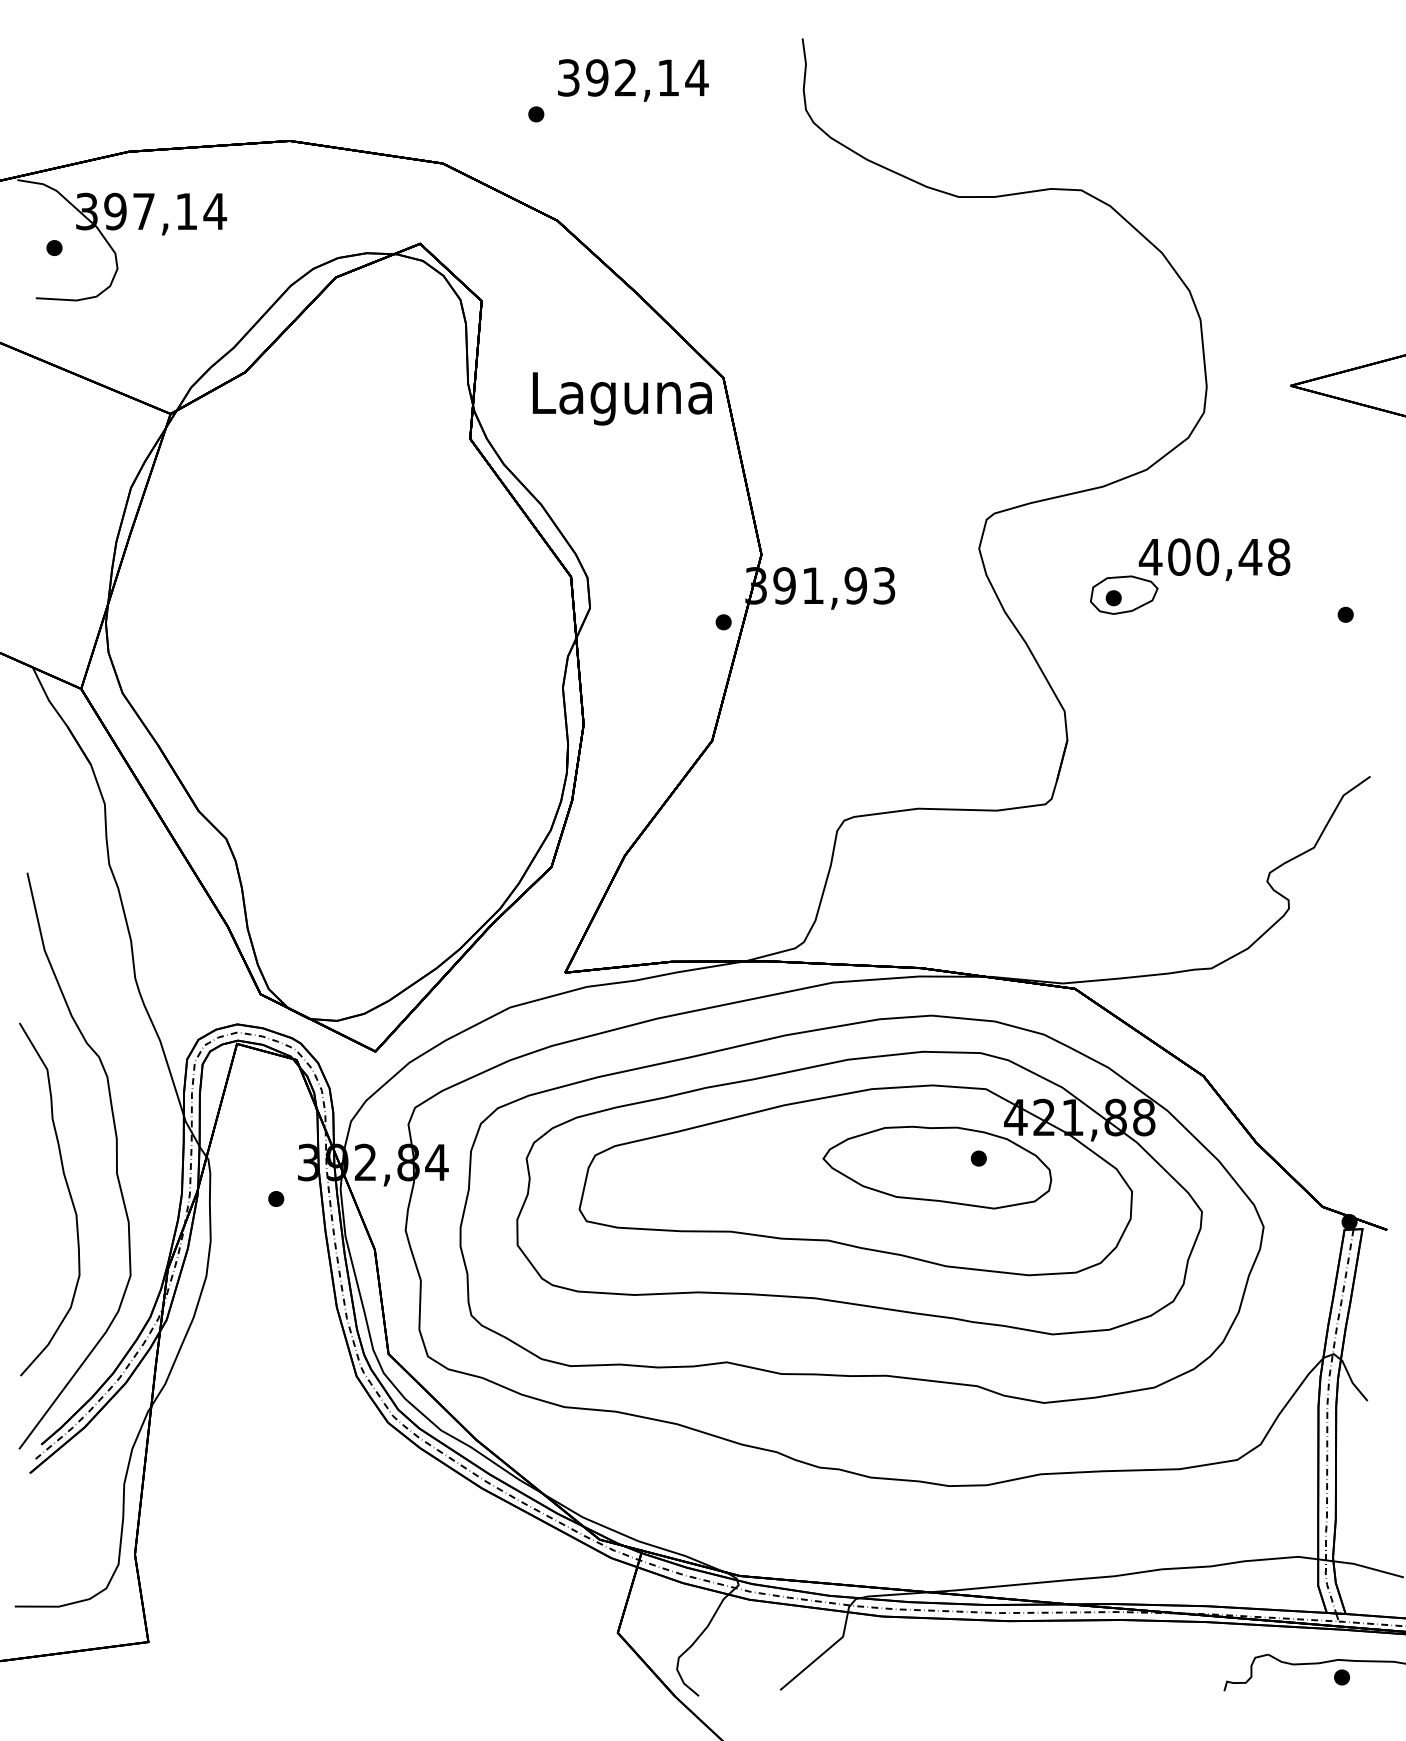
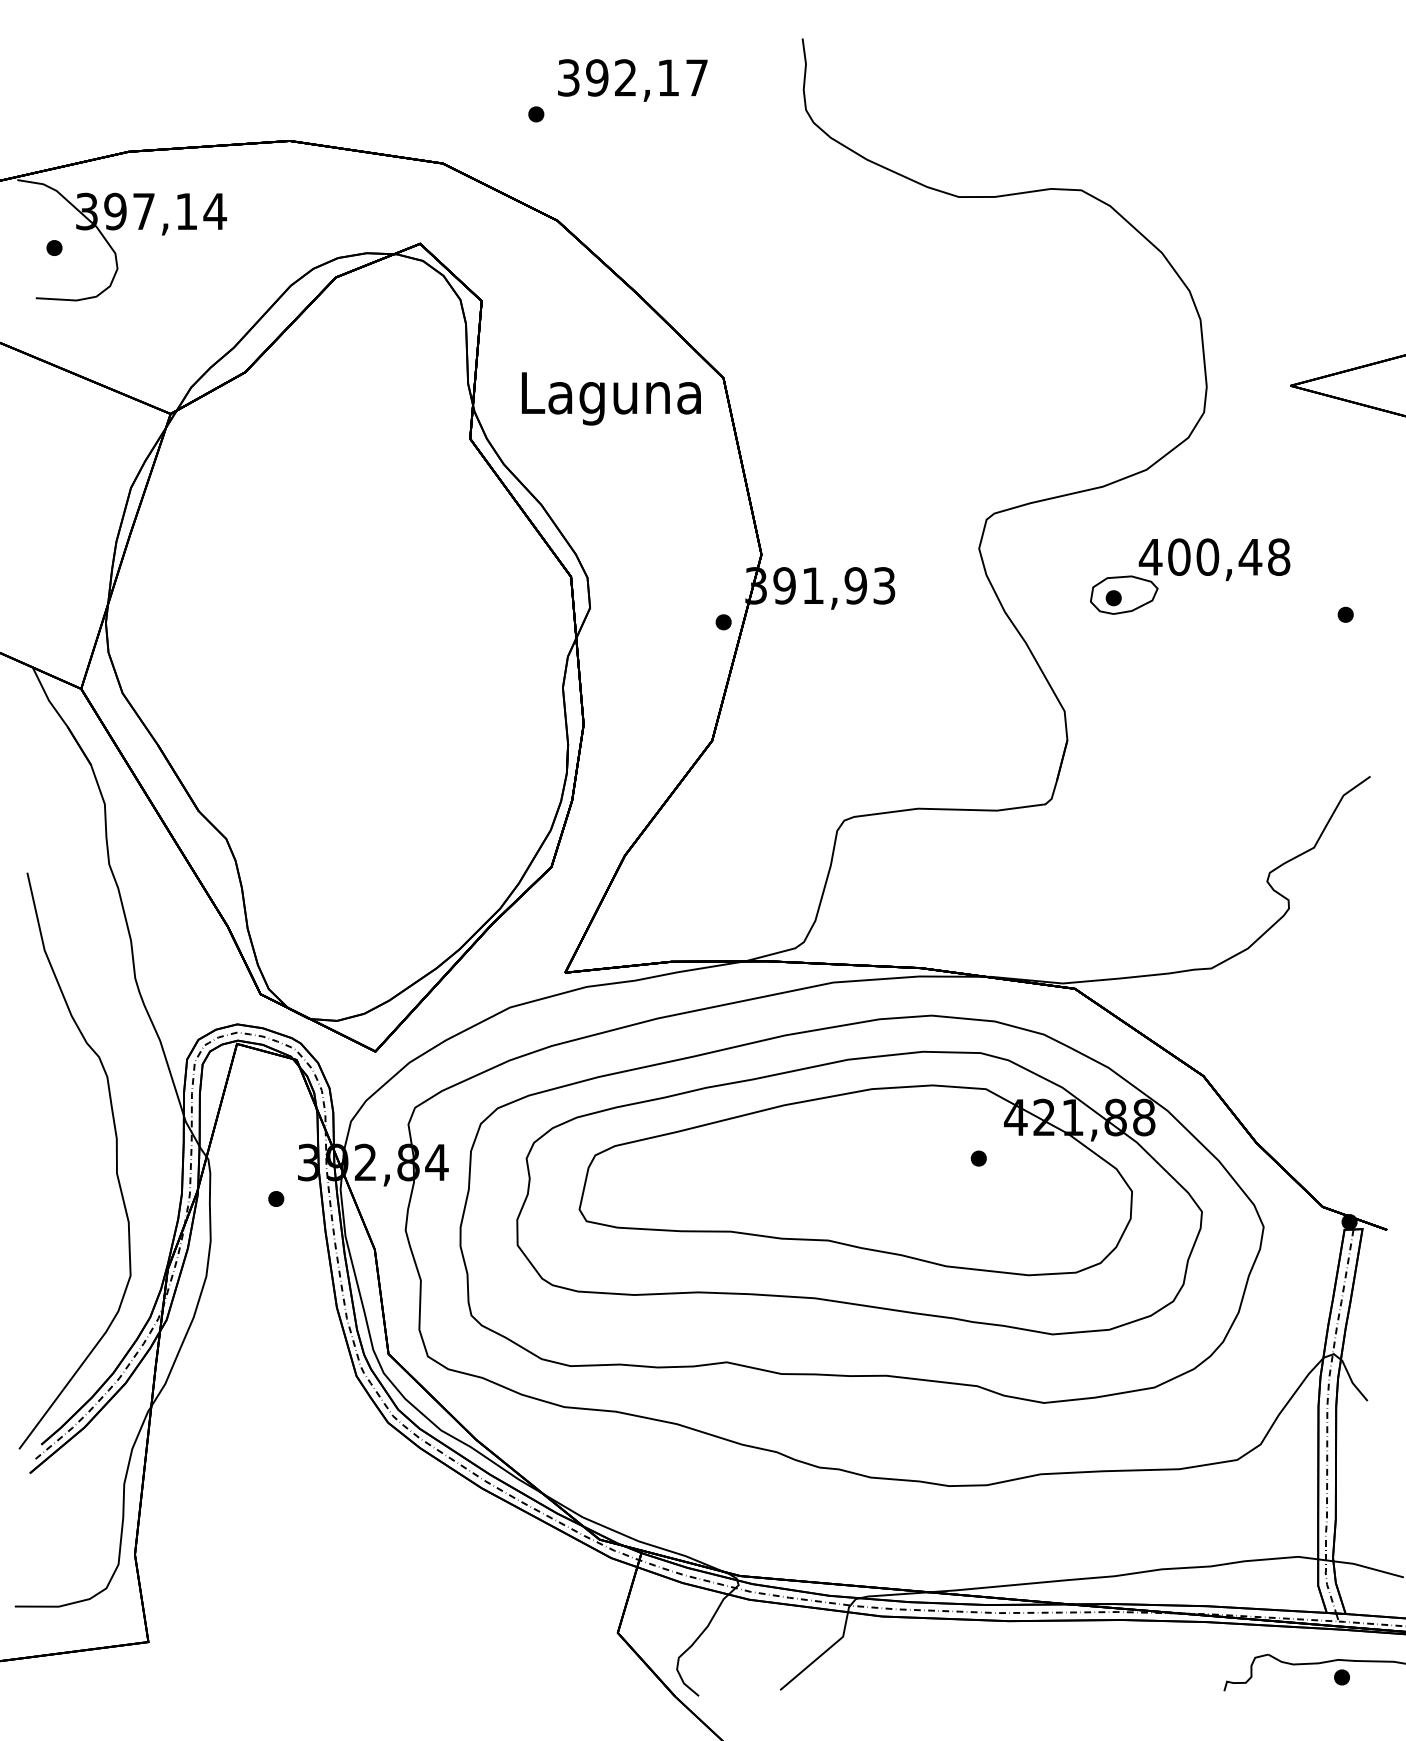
text: 392,14 -> 392,17 (696, 77)
text position: (622, 398) -> (611, 398) (611, 398)
part: present -> none (937, 1167)
curve: present -> none (68, 1192)
